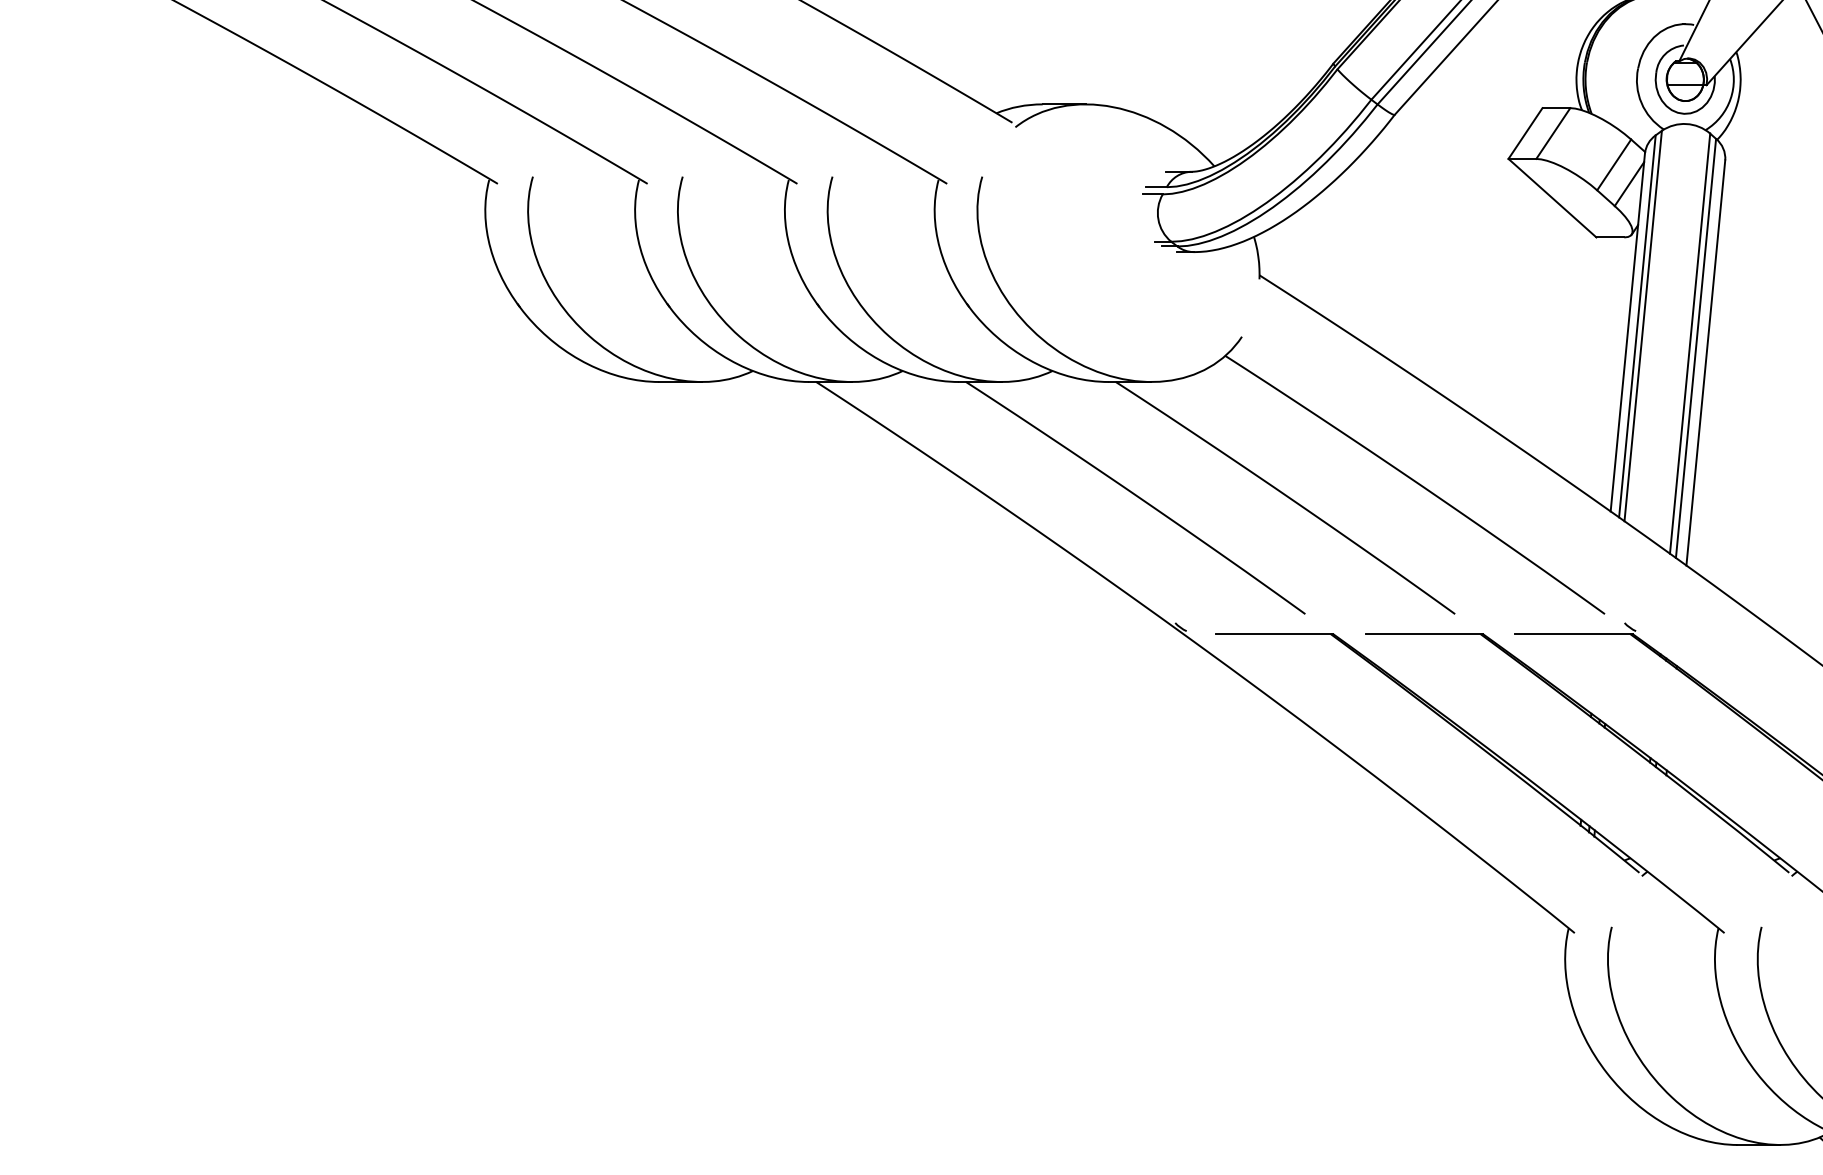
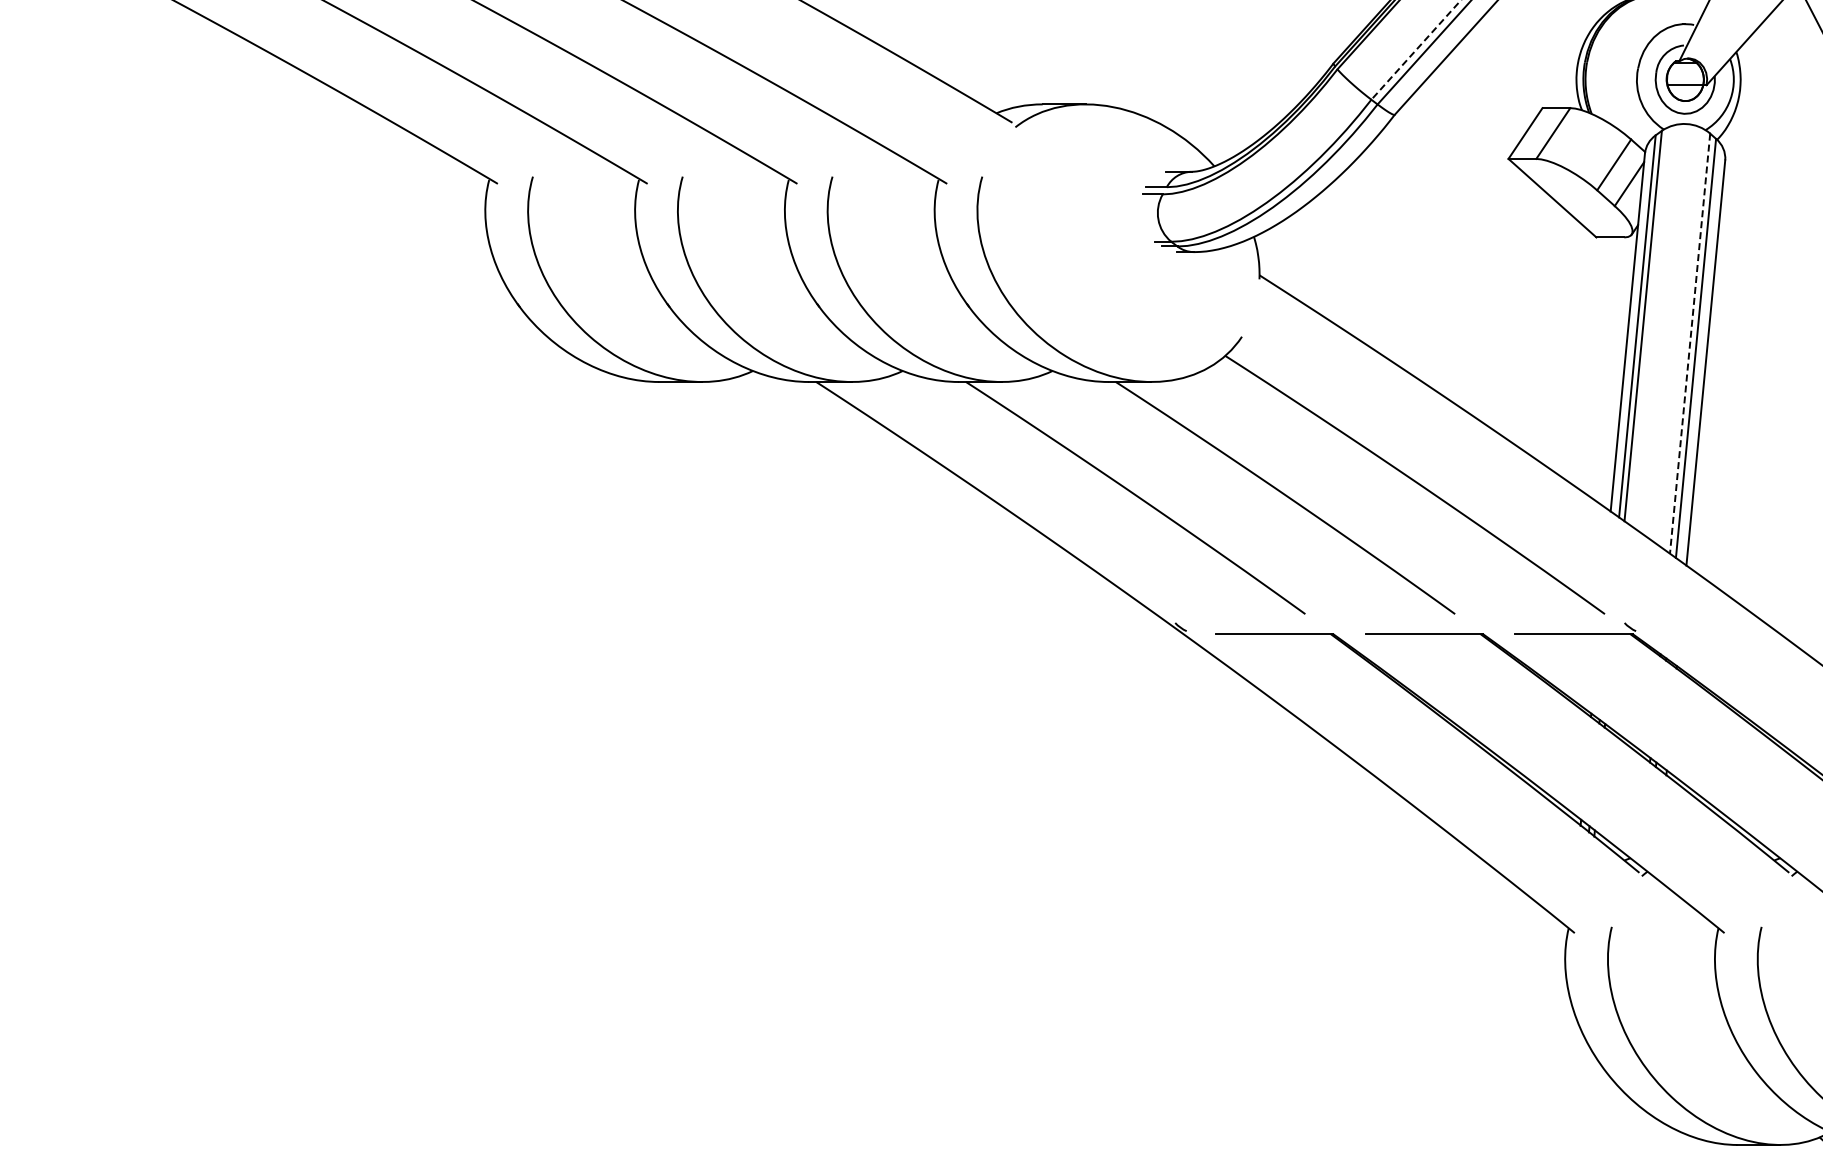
line: solid -> dashed (1416, 50)
line: solid -> dashed (1690, 344)
